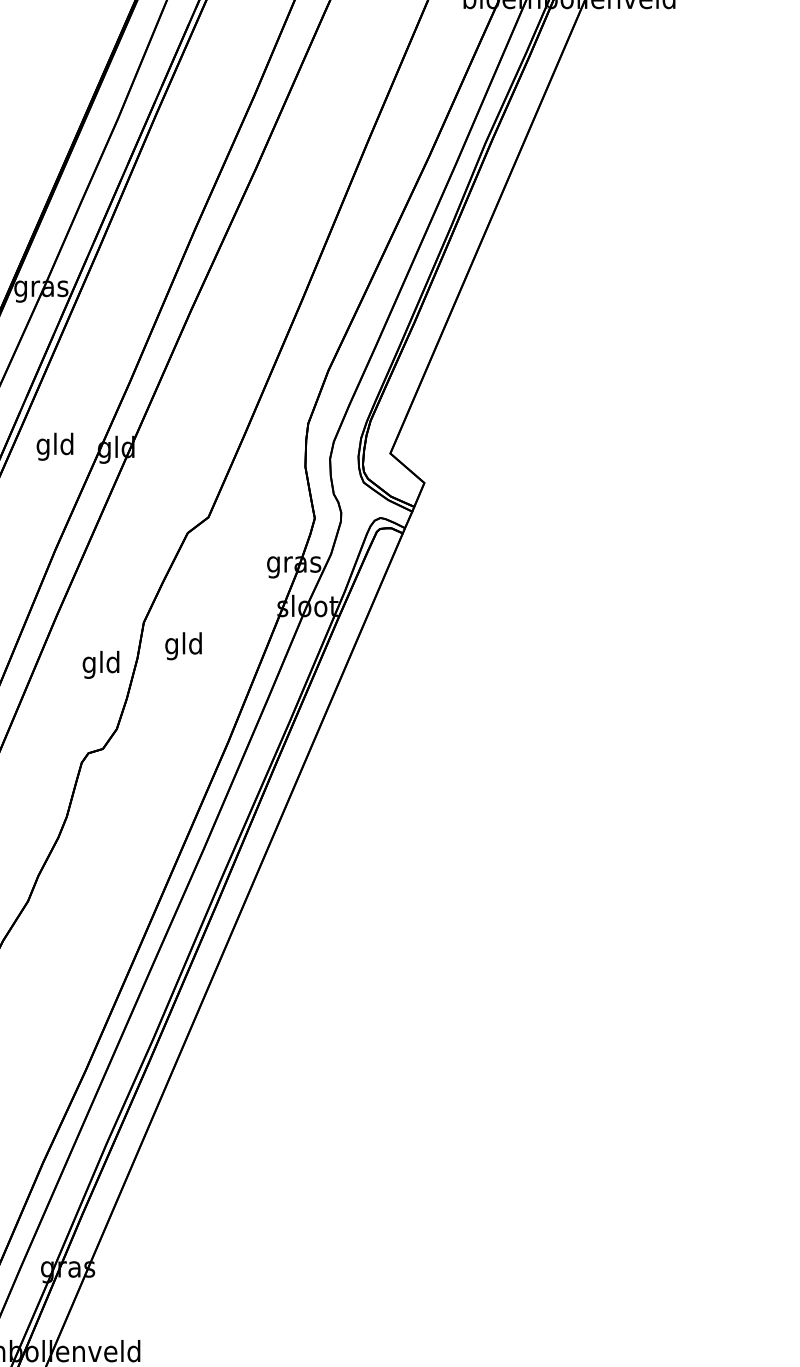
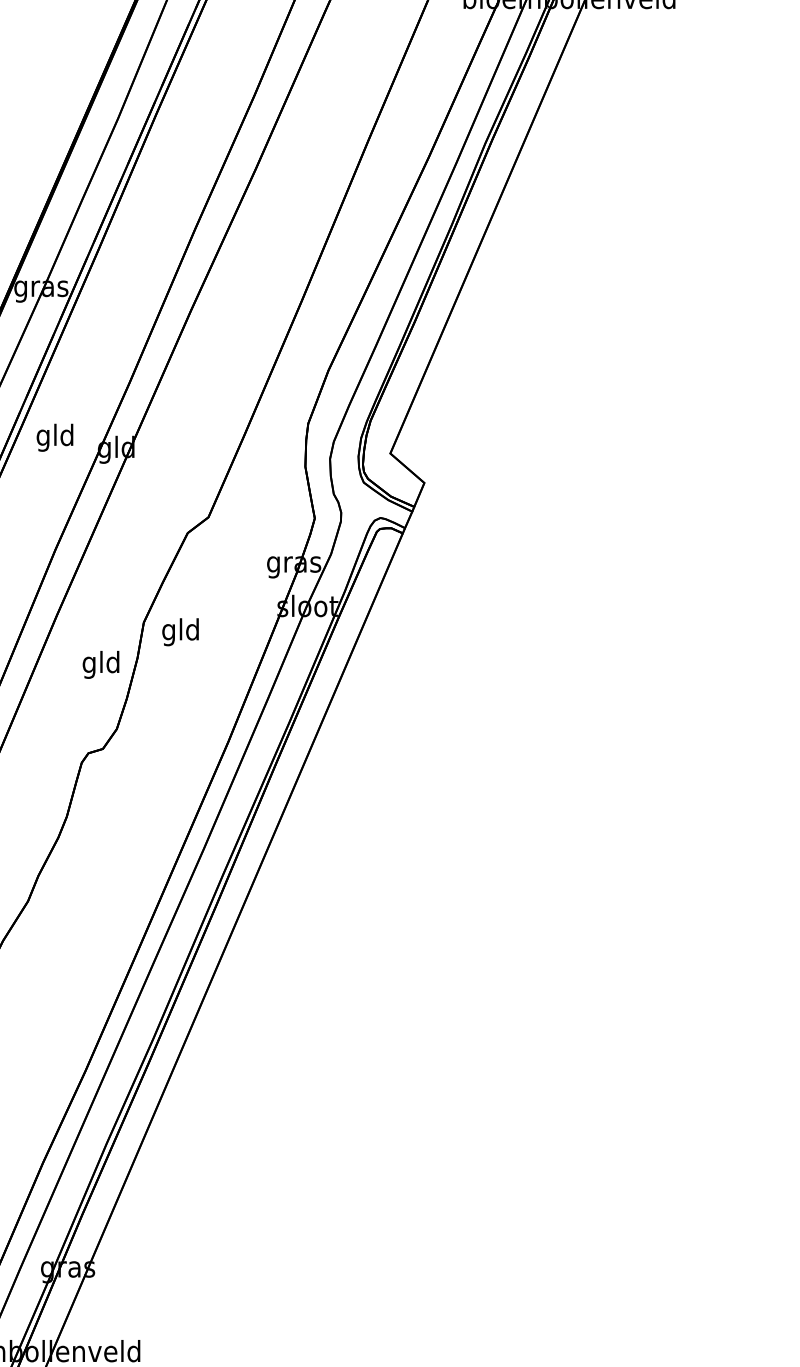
text position: (54, 446) -> (54, 437) (54, 437)
text position: (183, 646) -> (180, 632) (180, 632)
